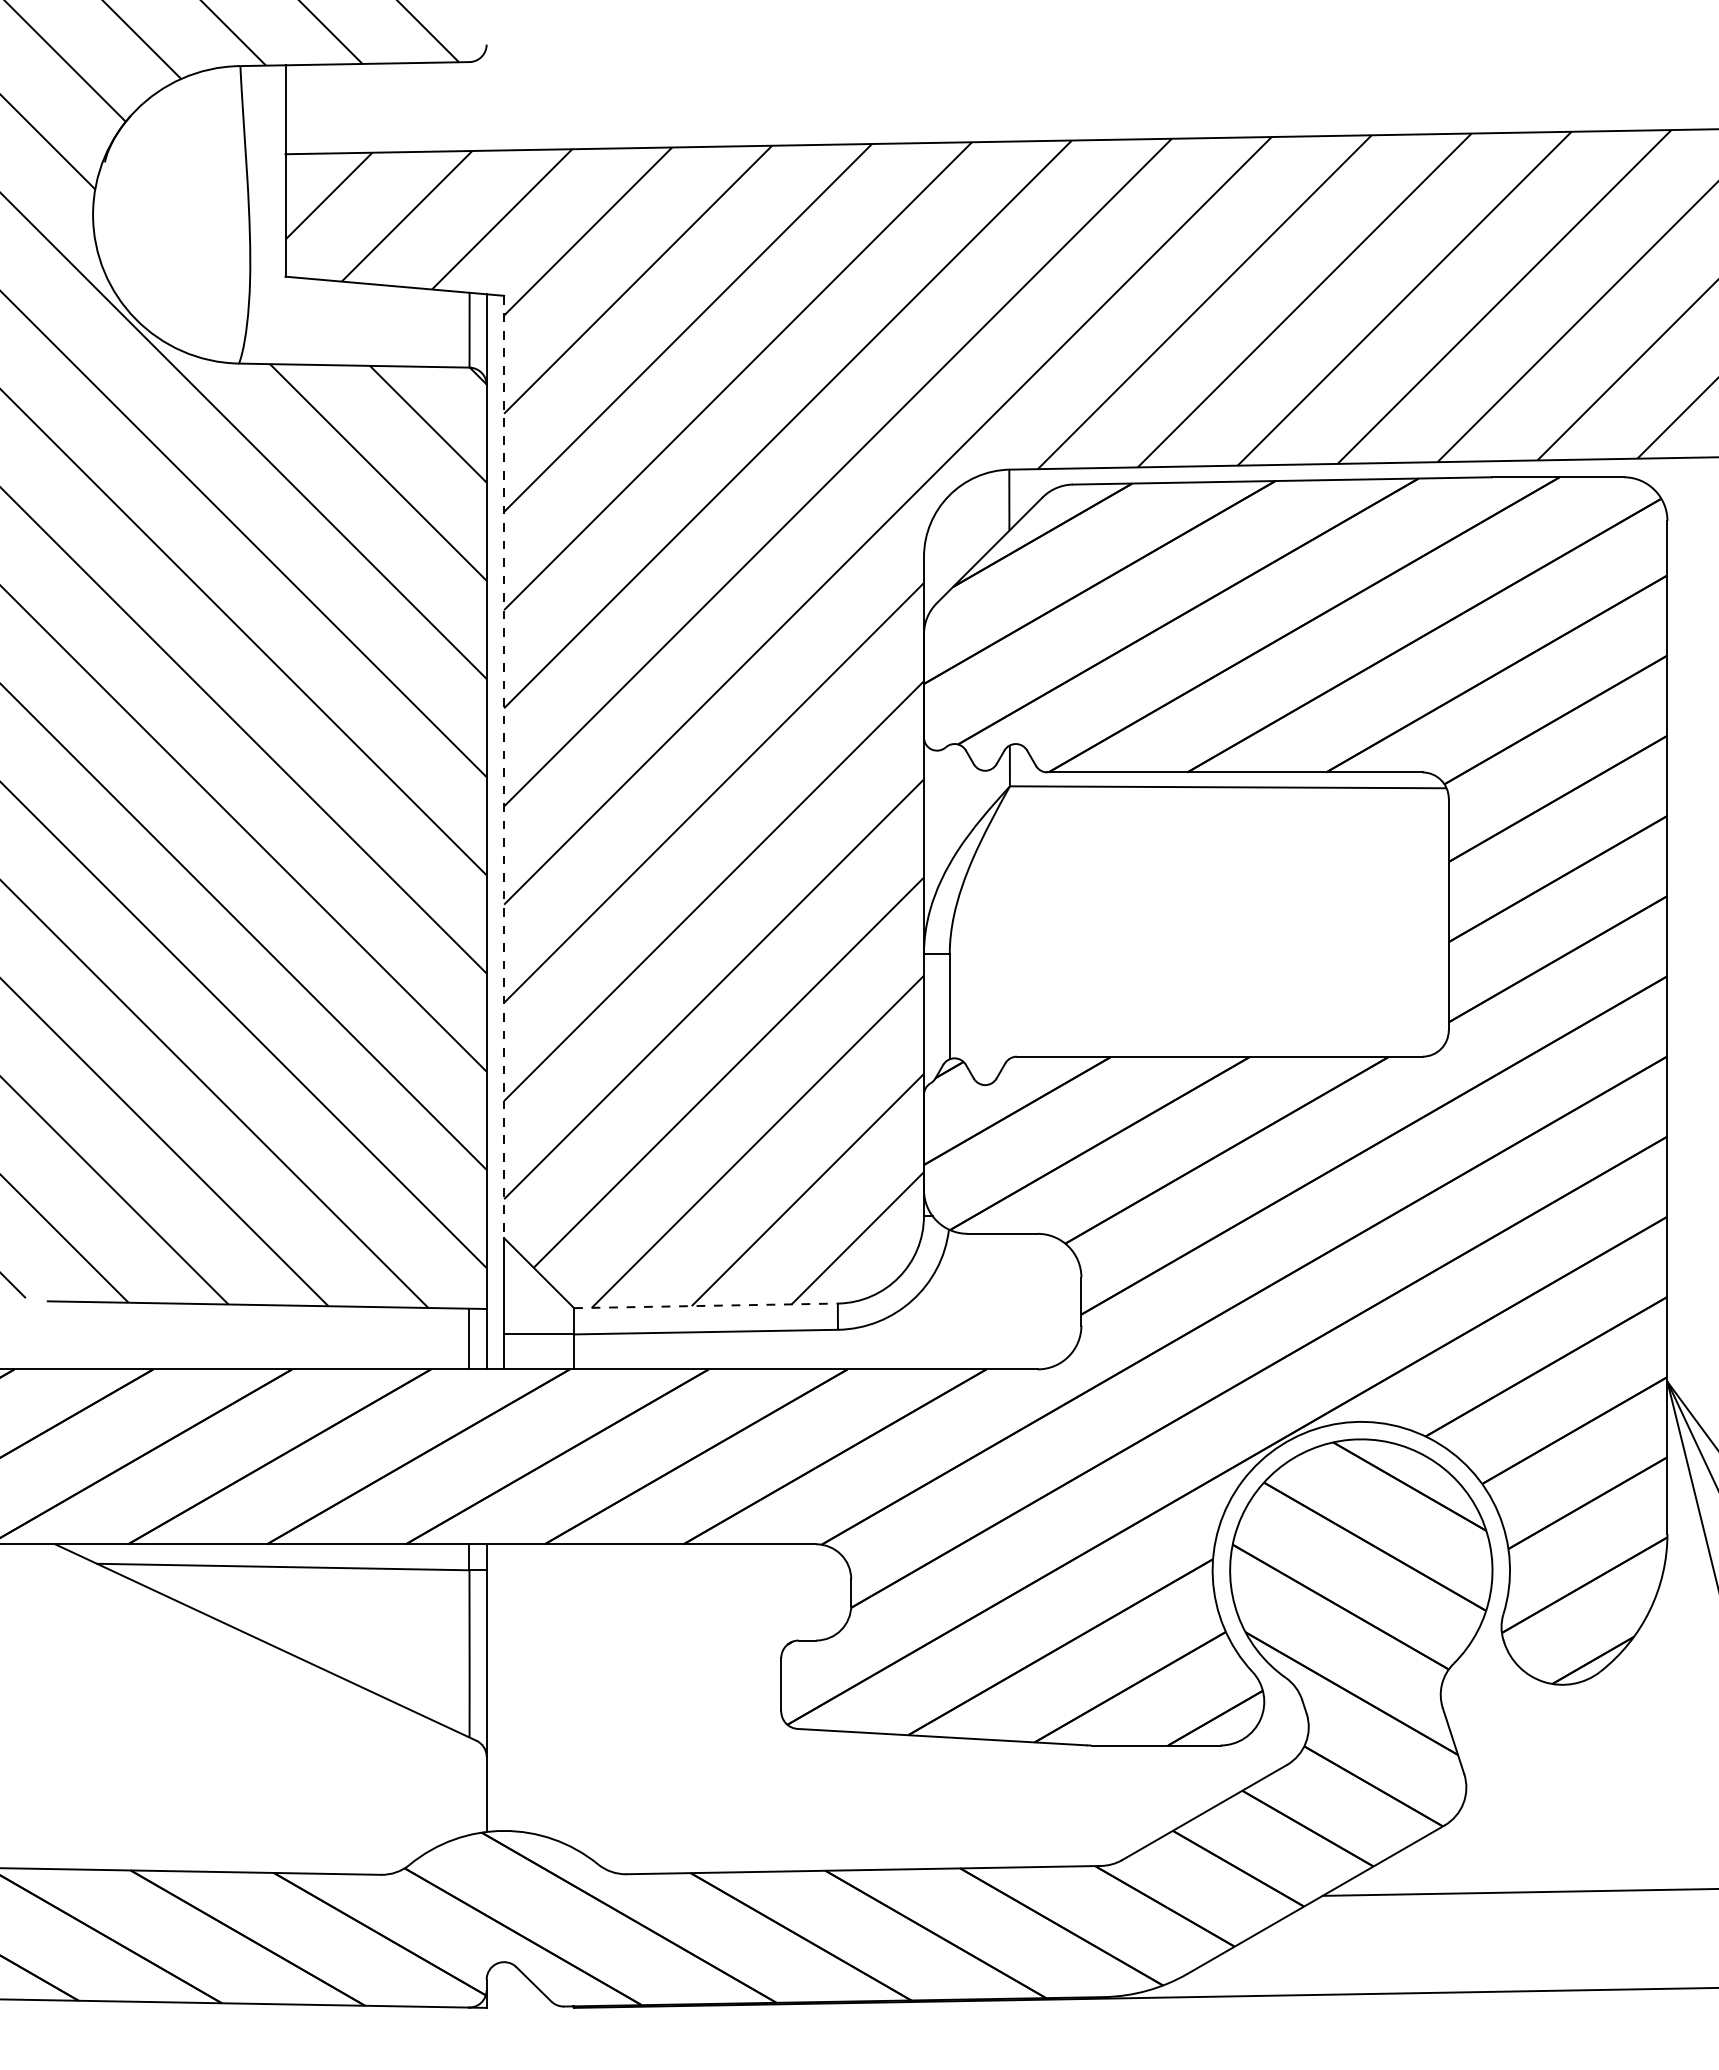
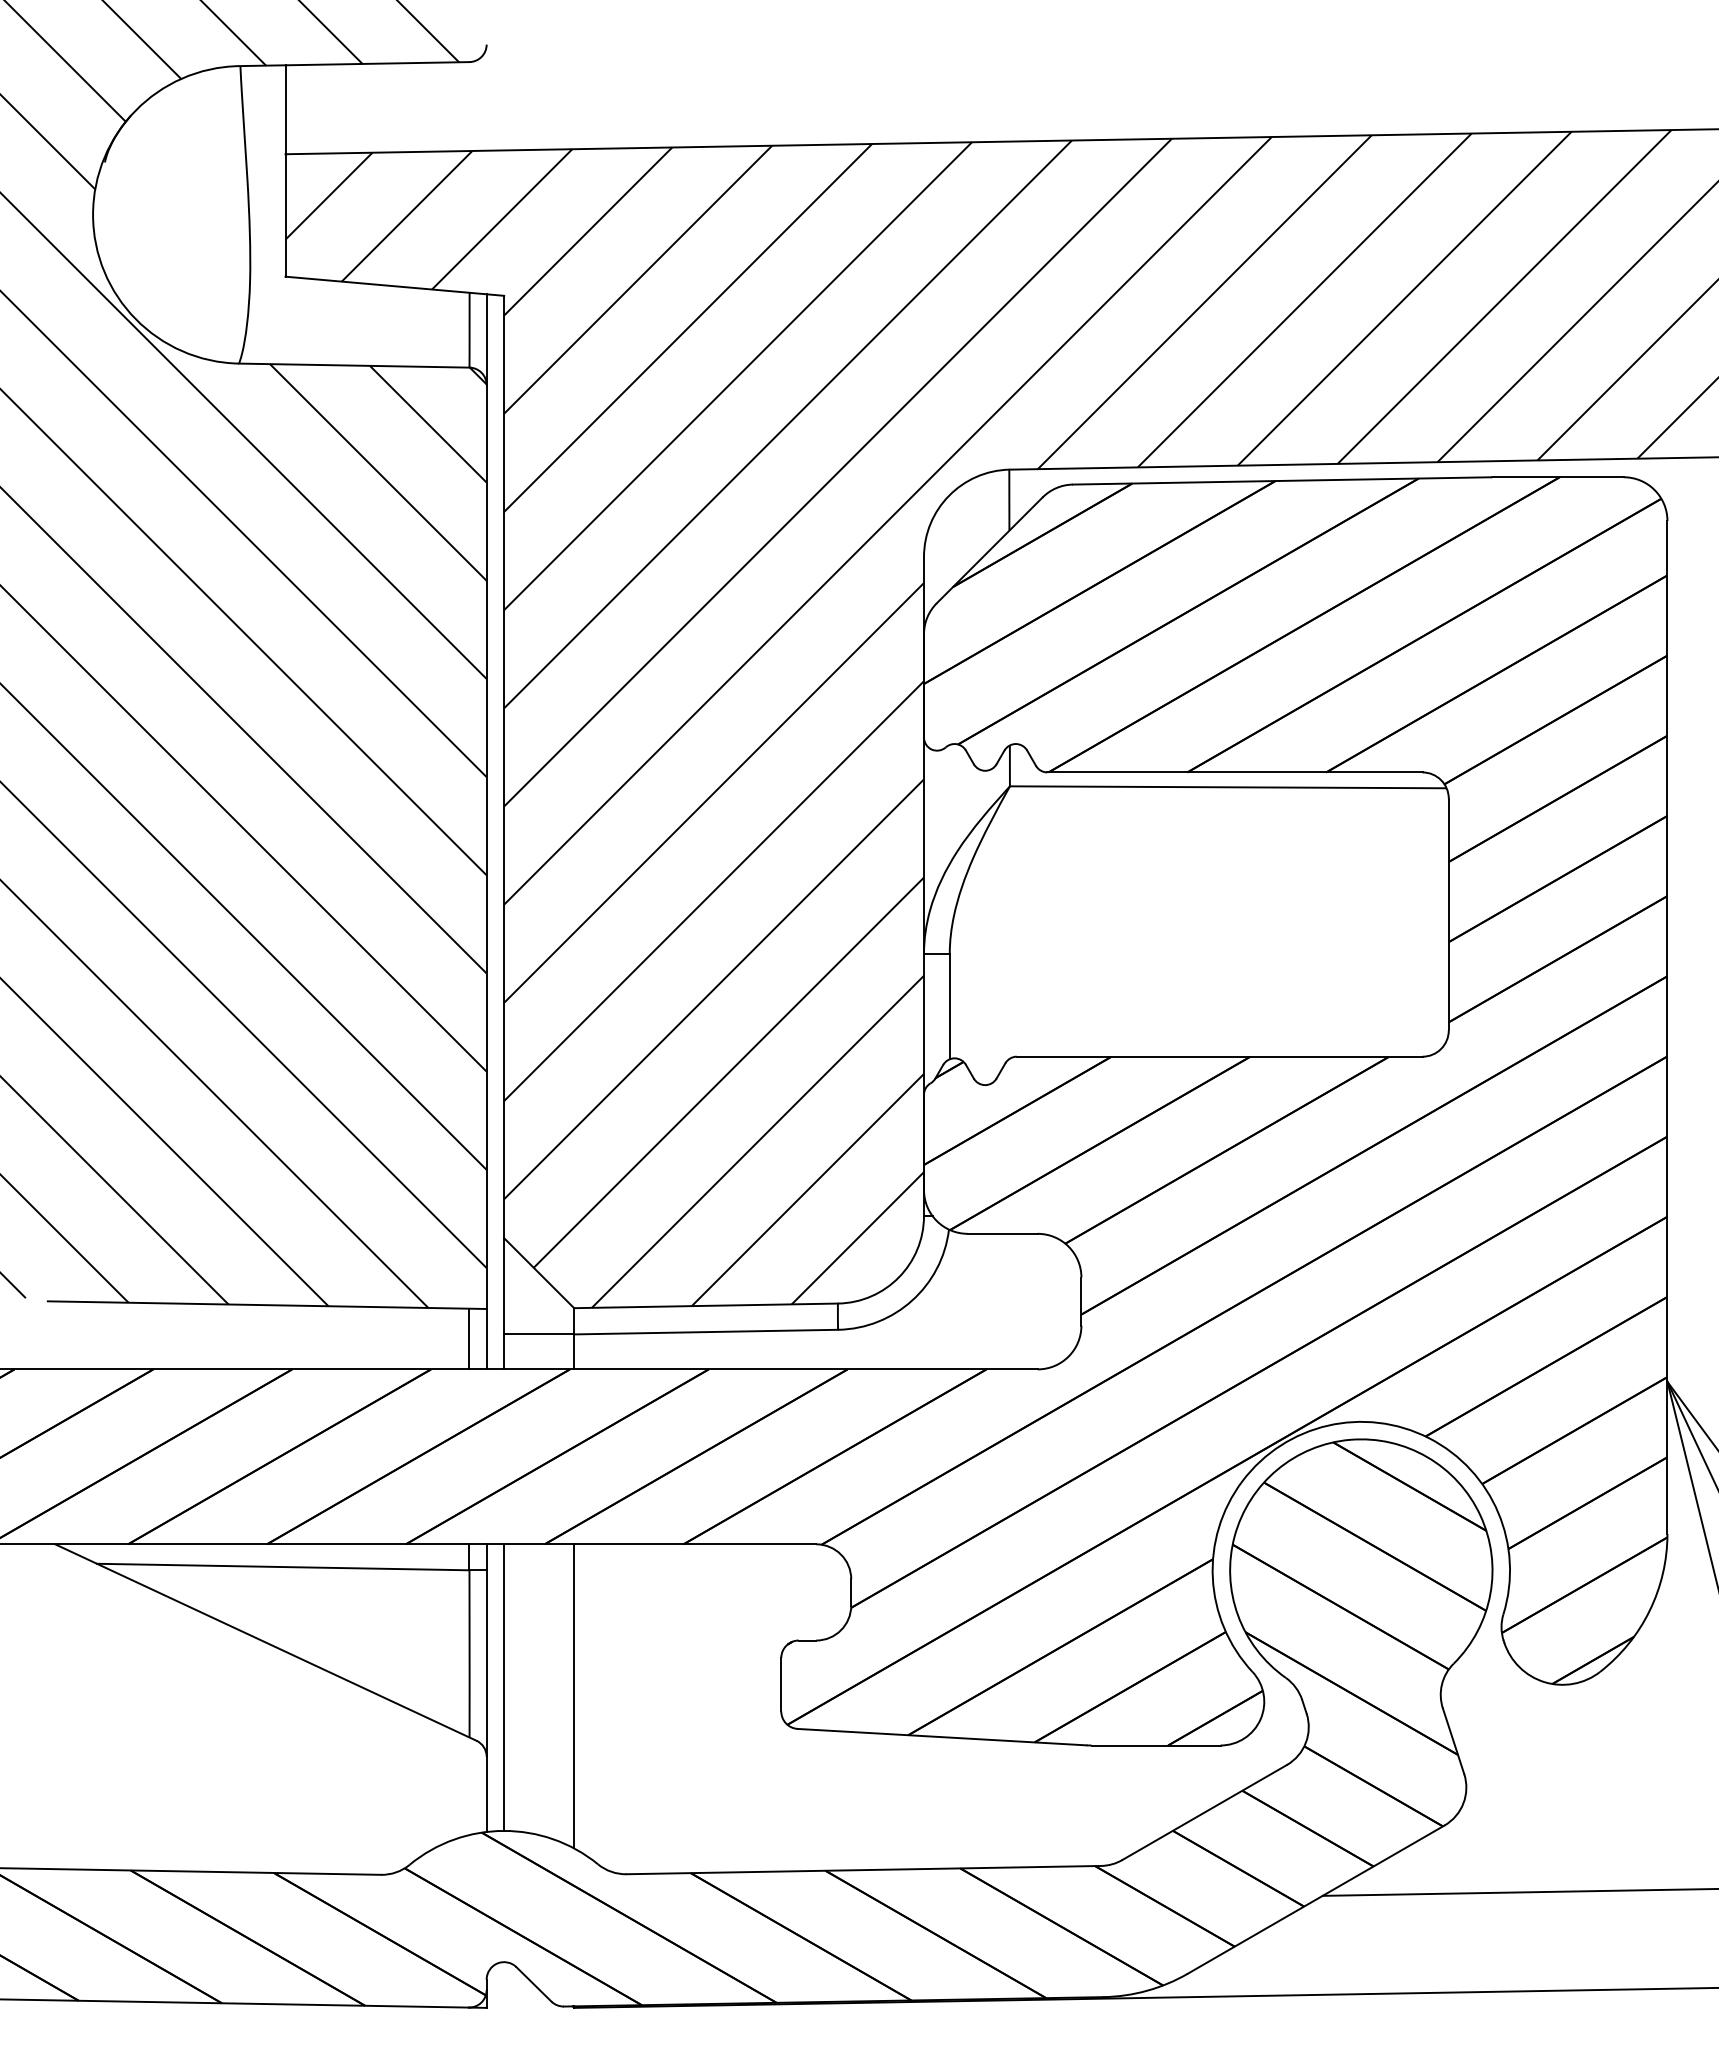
line: dashed -> solid (504, 767)
line: dashed -> solid (706, 1305)
line: none -> present (504, 1687)
line: none -> present (574, 1696)
